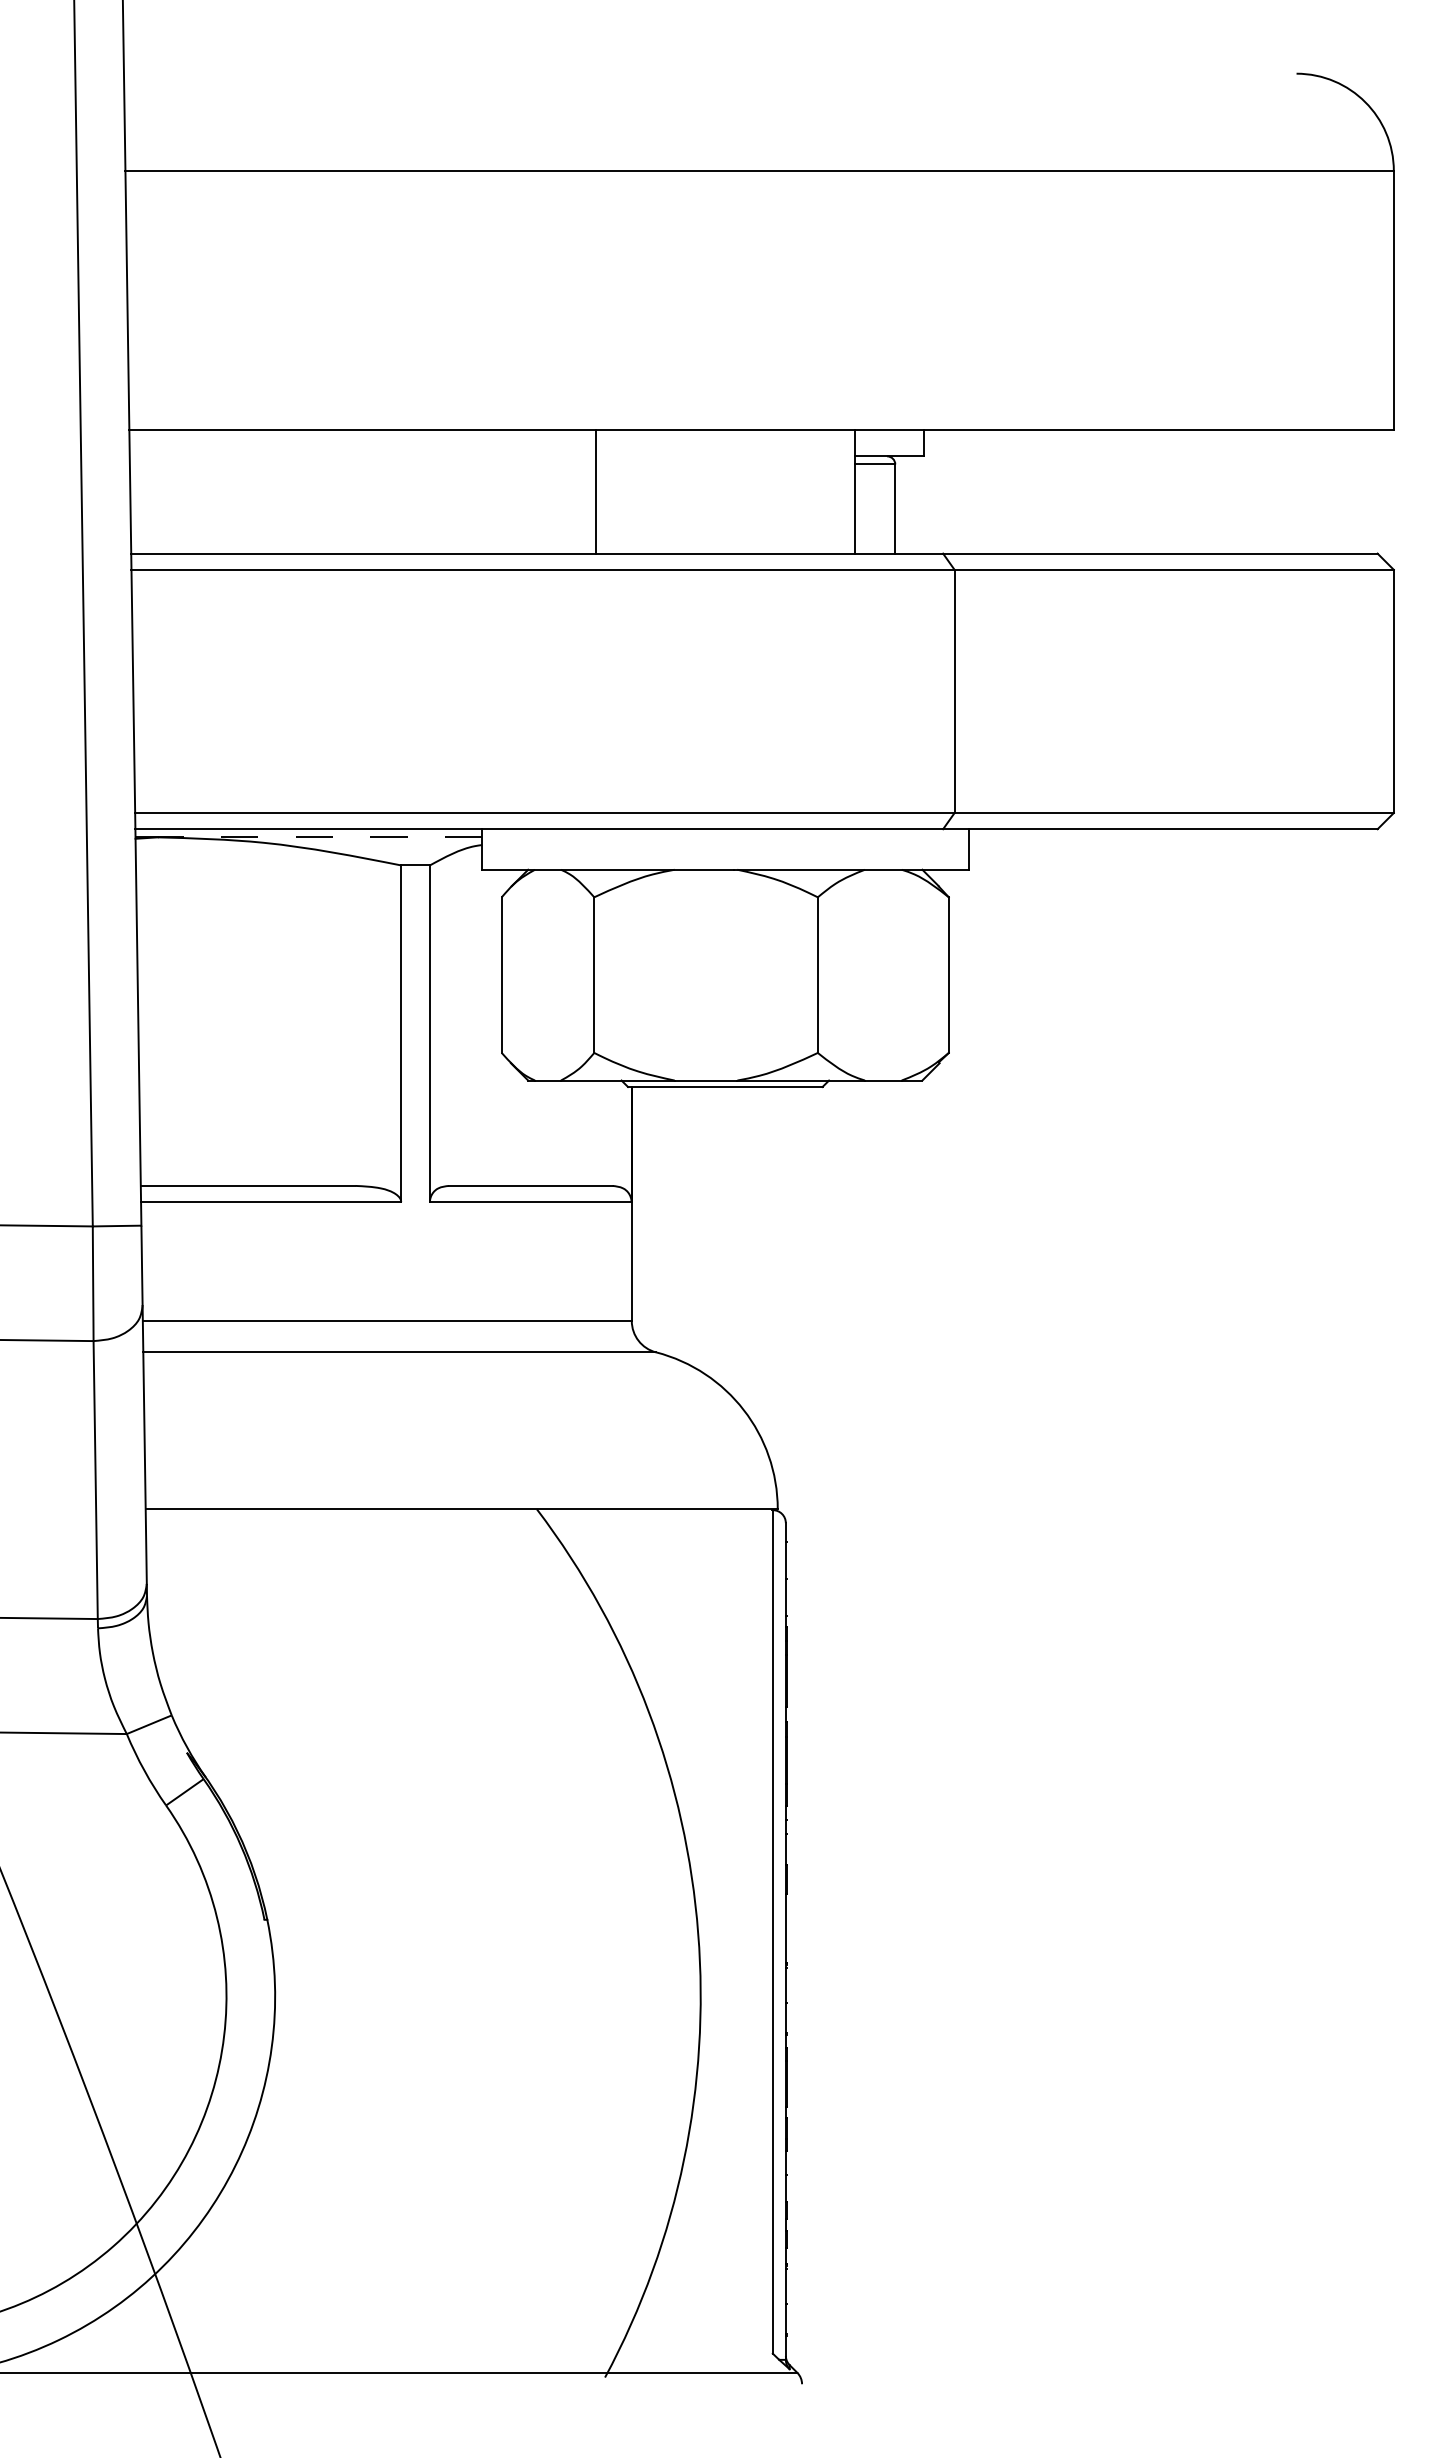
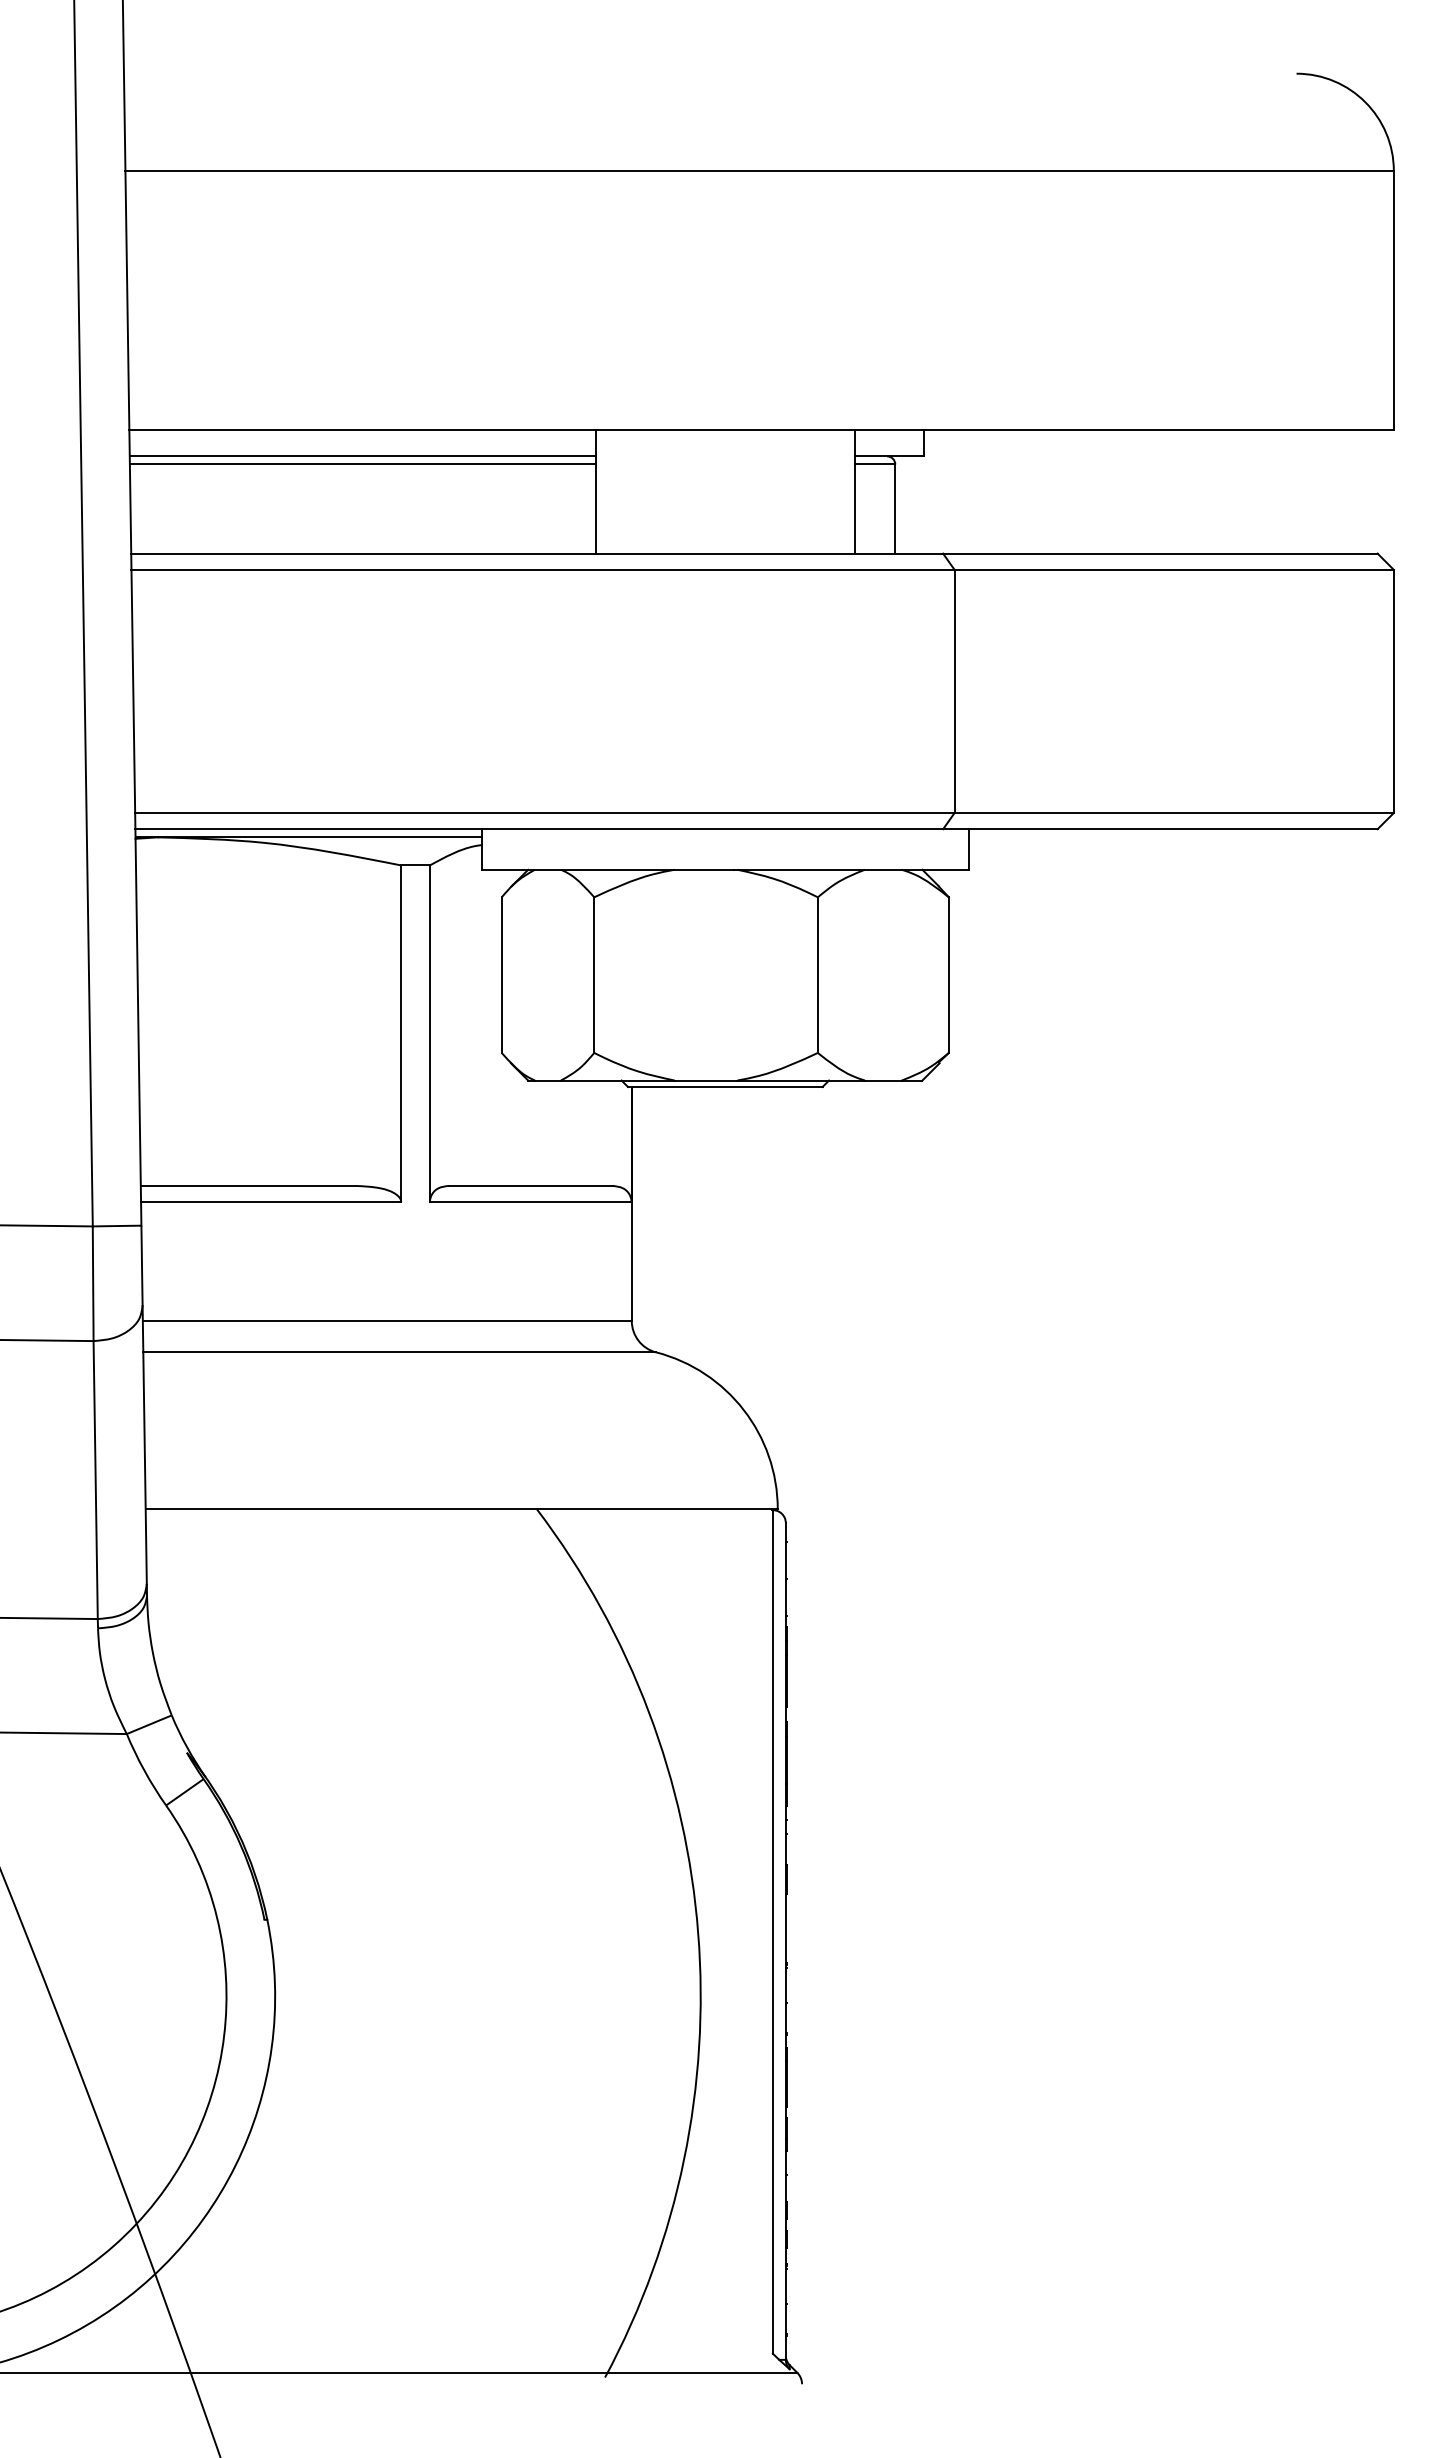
line: none -> present (362, 456)
line: none -> present (362, 464)
line: dashed -> solid (319, 837)
